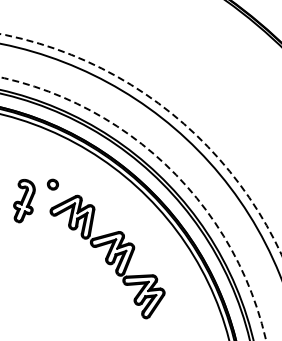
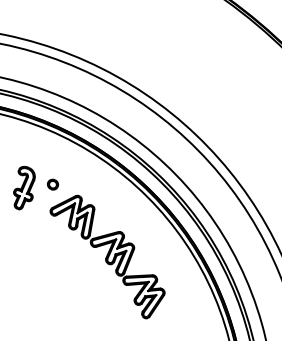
arc: dashed -> solid (168, 111)
arc: dashed -> solid (170, 169)
part position: (24, 201) -> (24, 188) (24, 188)
